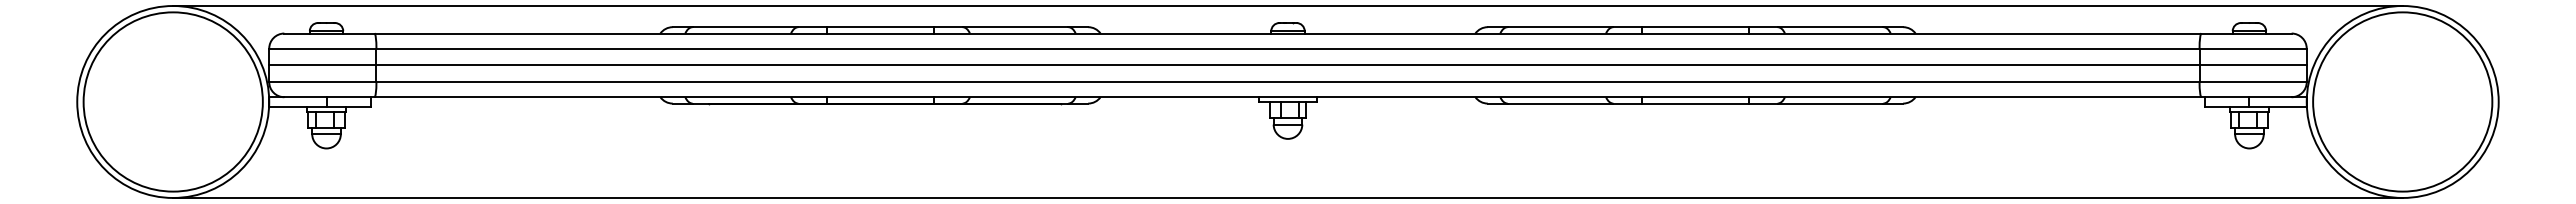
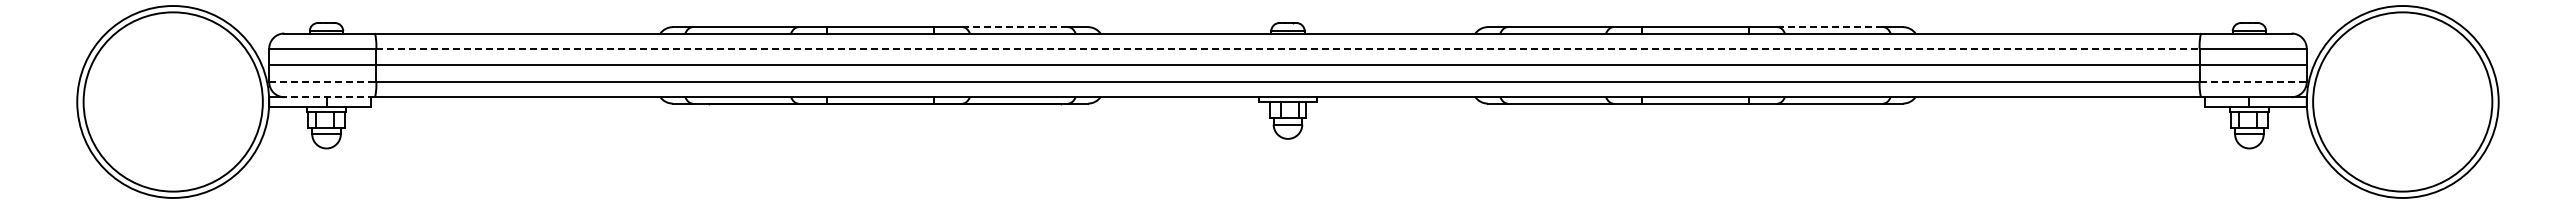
line: present -> none (1287, 6)
line: solid -> dashed (1015, 27)
line: solid -> dashed (1830, 27)
line: solid -> dashed (1288, 48)
line: solid -> dashed (322, 82)
line: solid -> dashed (2253, 82)
line: solid -> dashed (328, 97)
line: present -> none (1287, 197)
